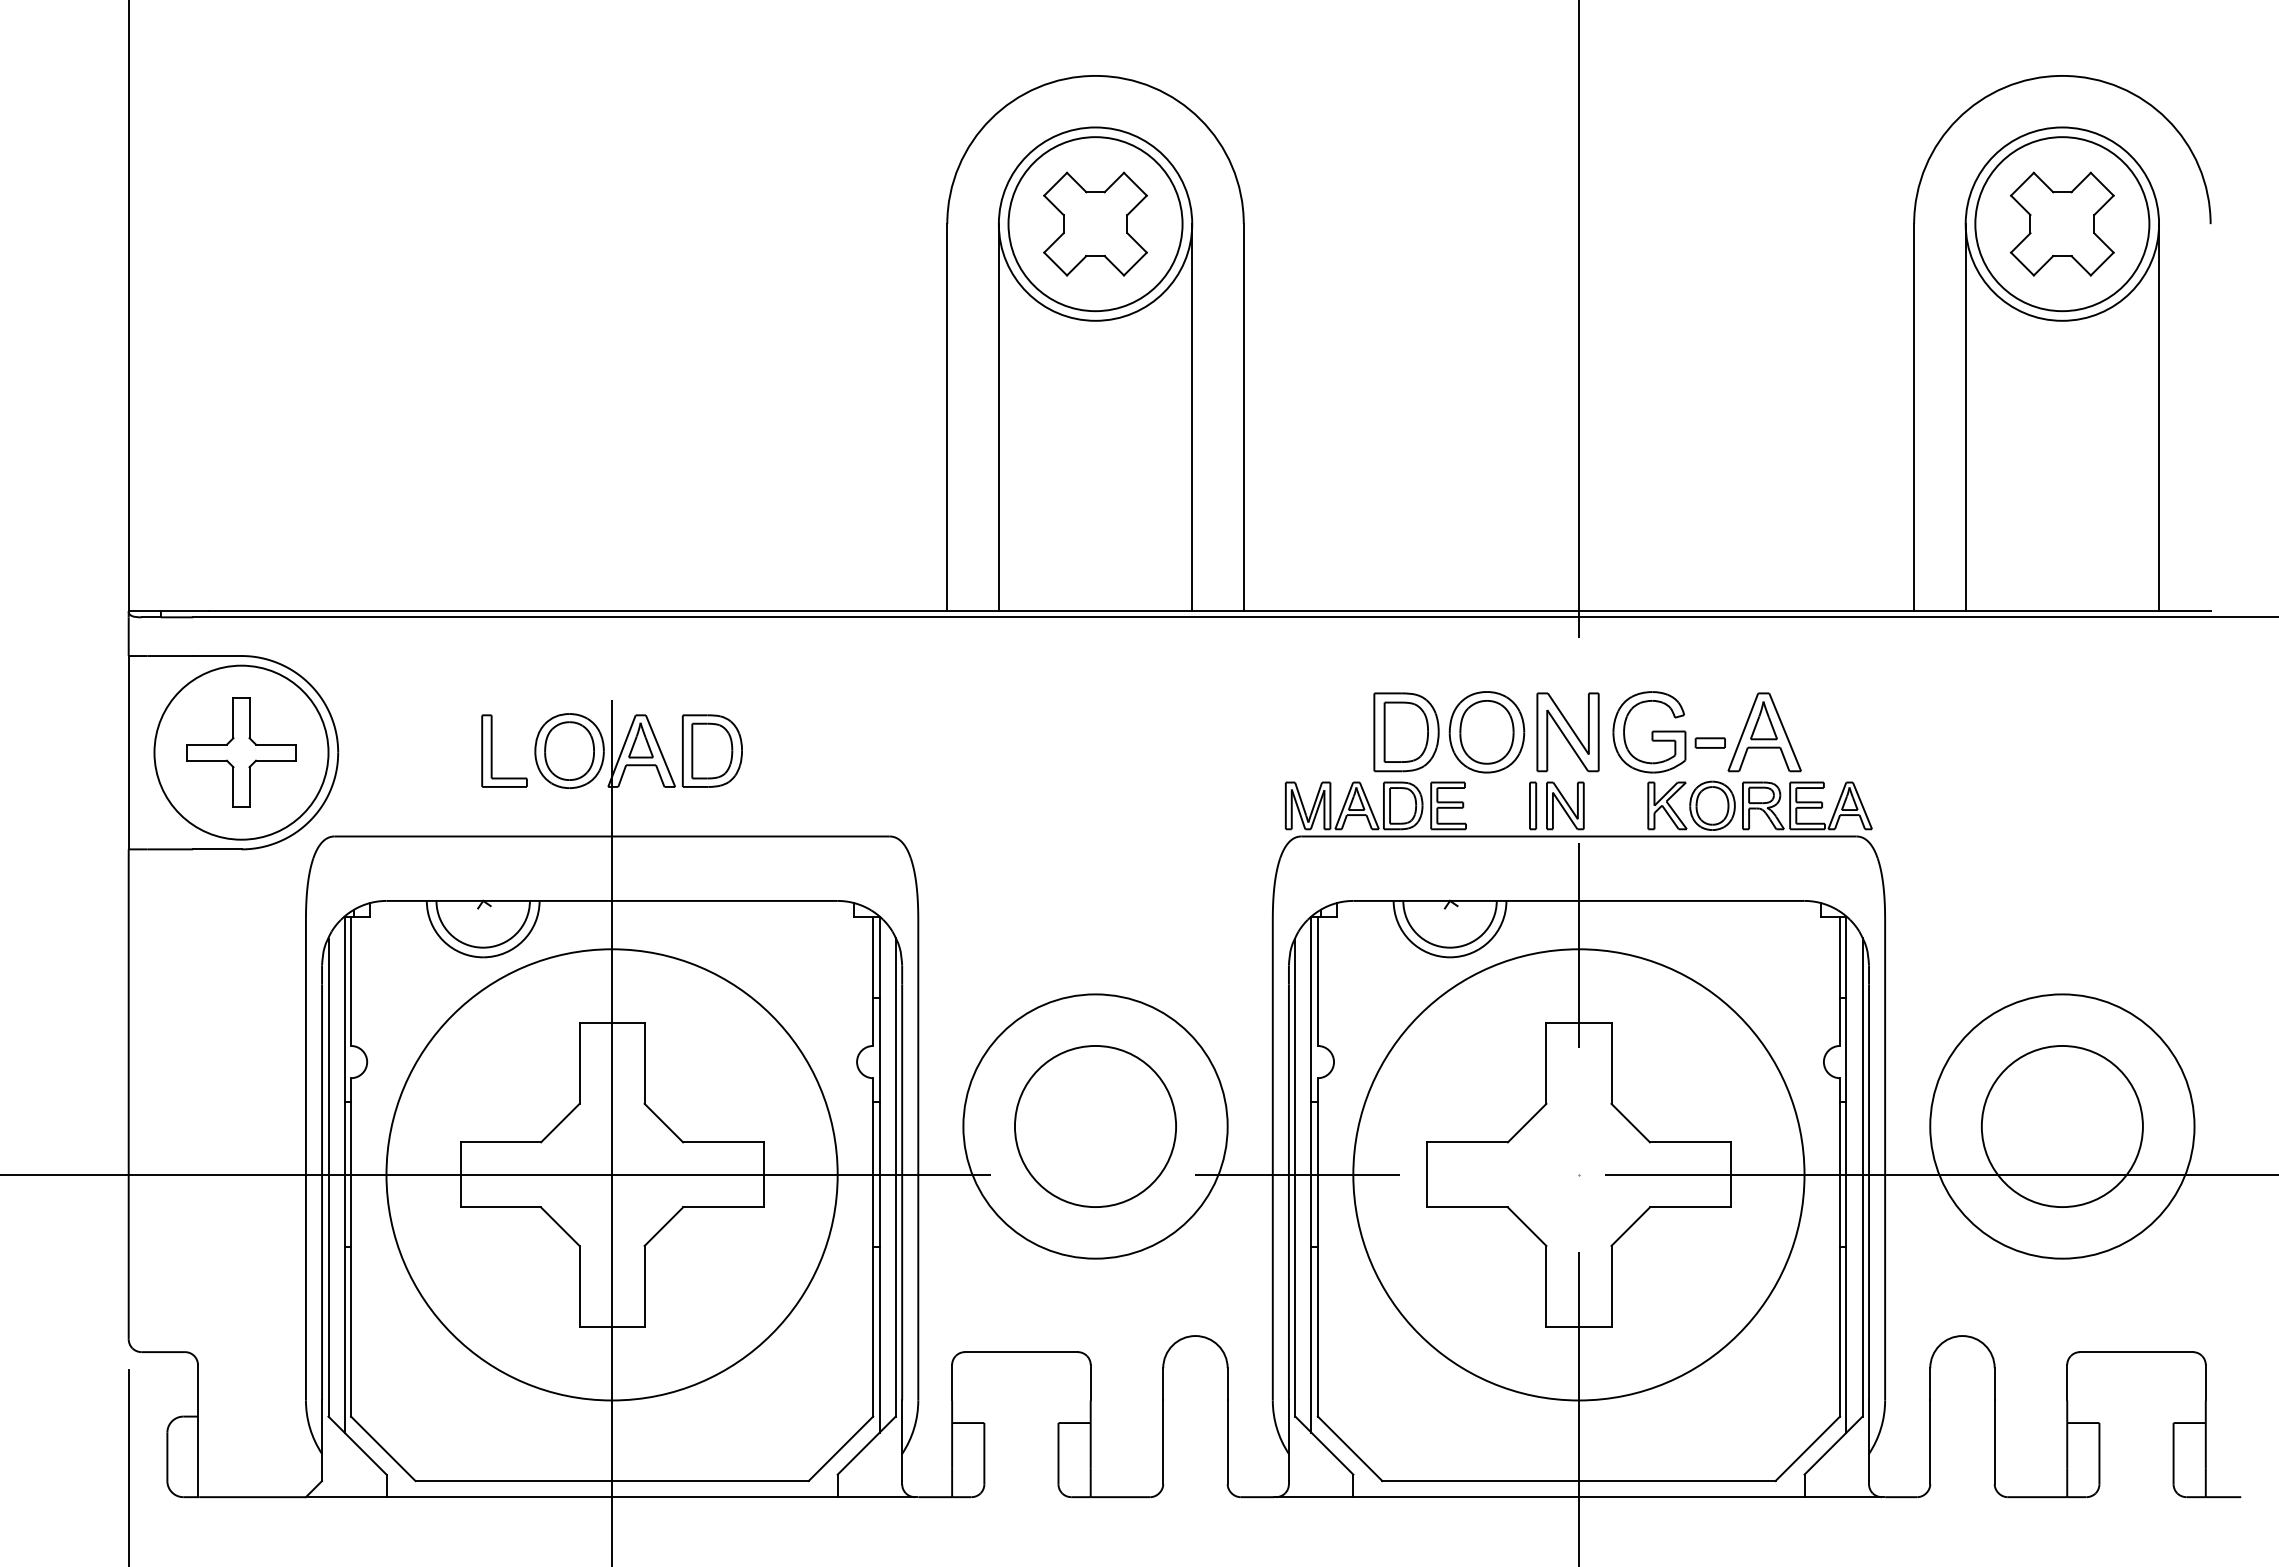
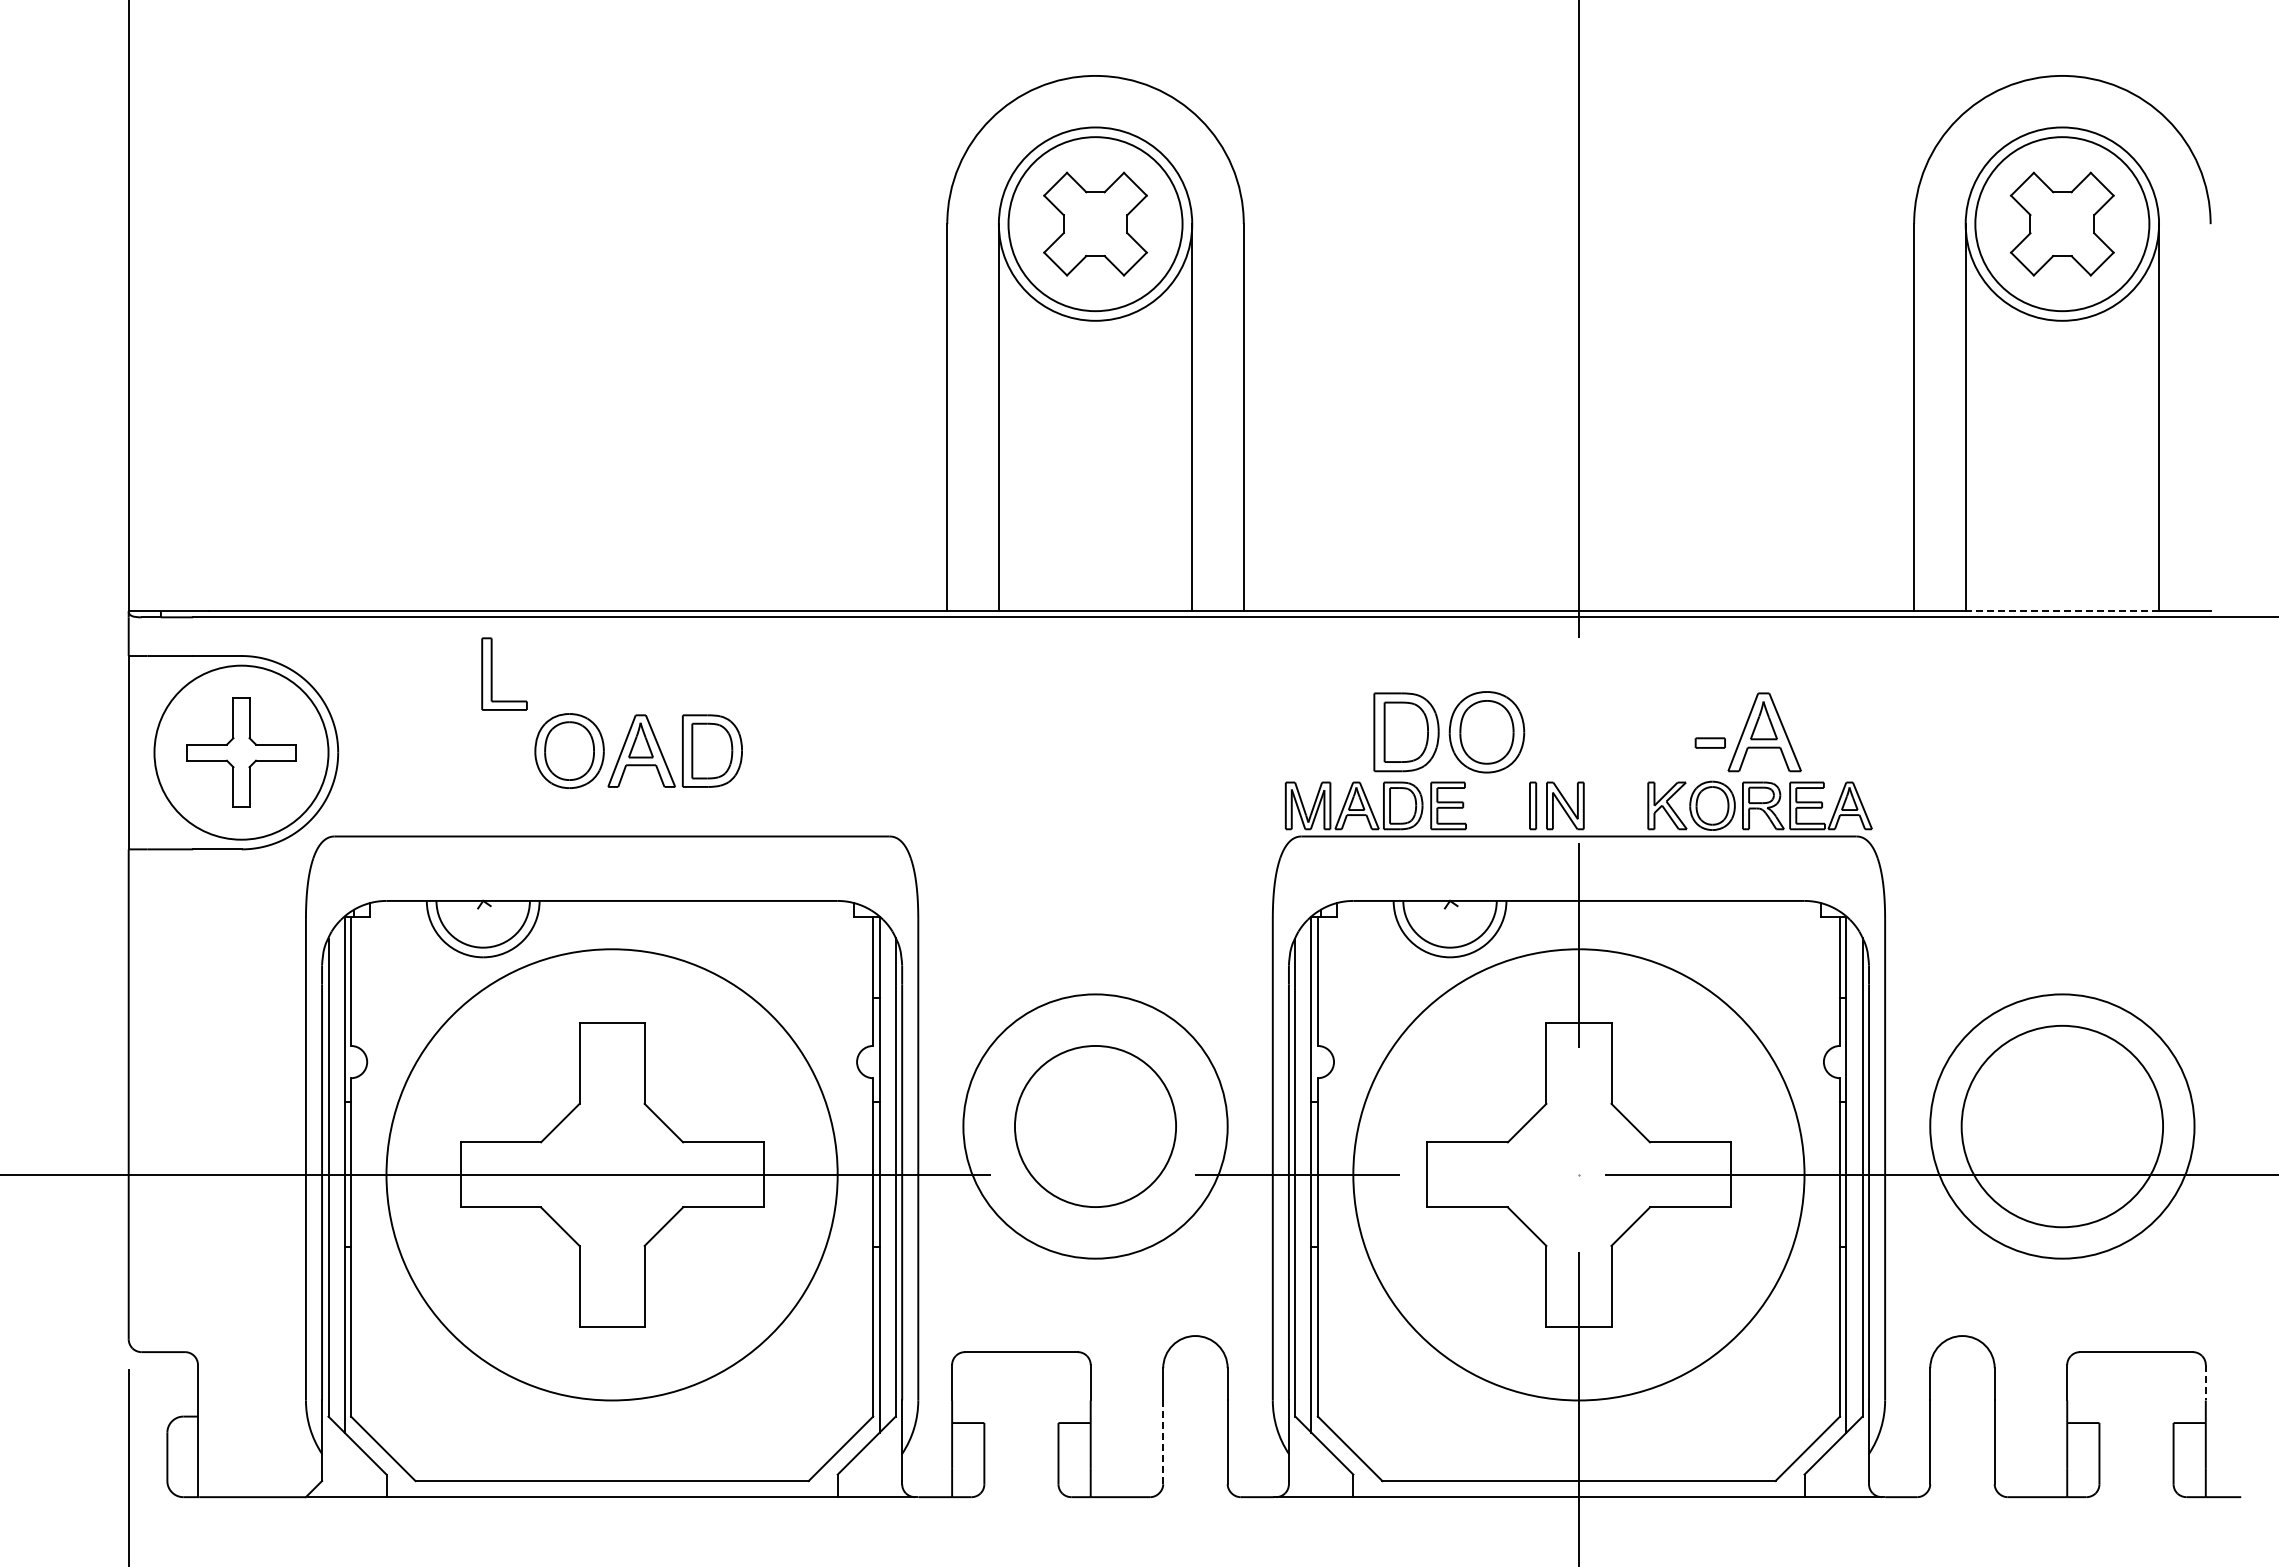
line: solid -> dashed (2062, 610)
part: present -> none (1567, 732)
part: present -> none (1649, 732)
part position: (492, 750) -> (492, 673) (492, 673)
circle diameter: 161 px -> 201 px (2062, 1126)
line: present -> none (612, 1131)
line: solid -> dashed (2205, 1382)
line: solid -> dashed (1163, 1442)
